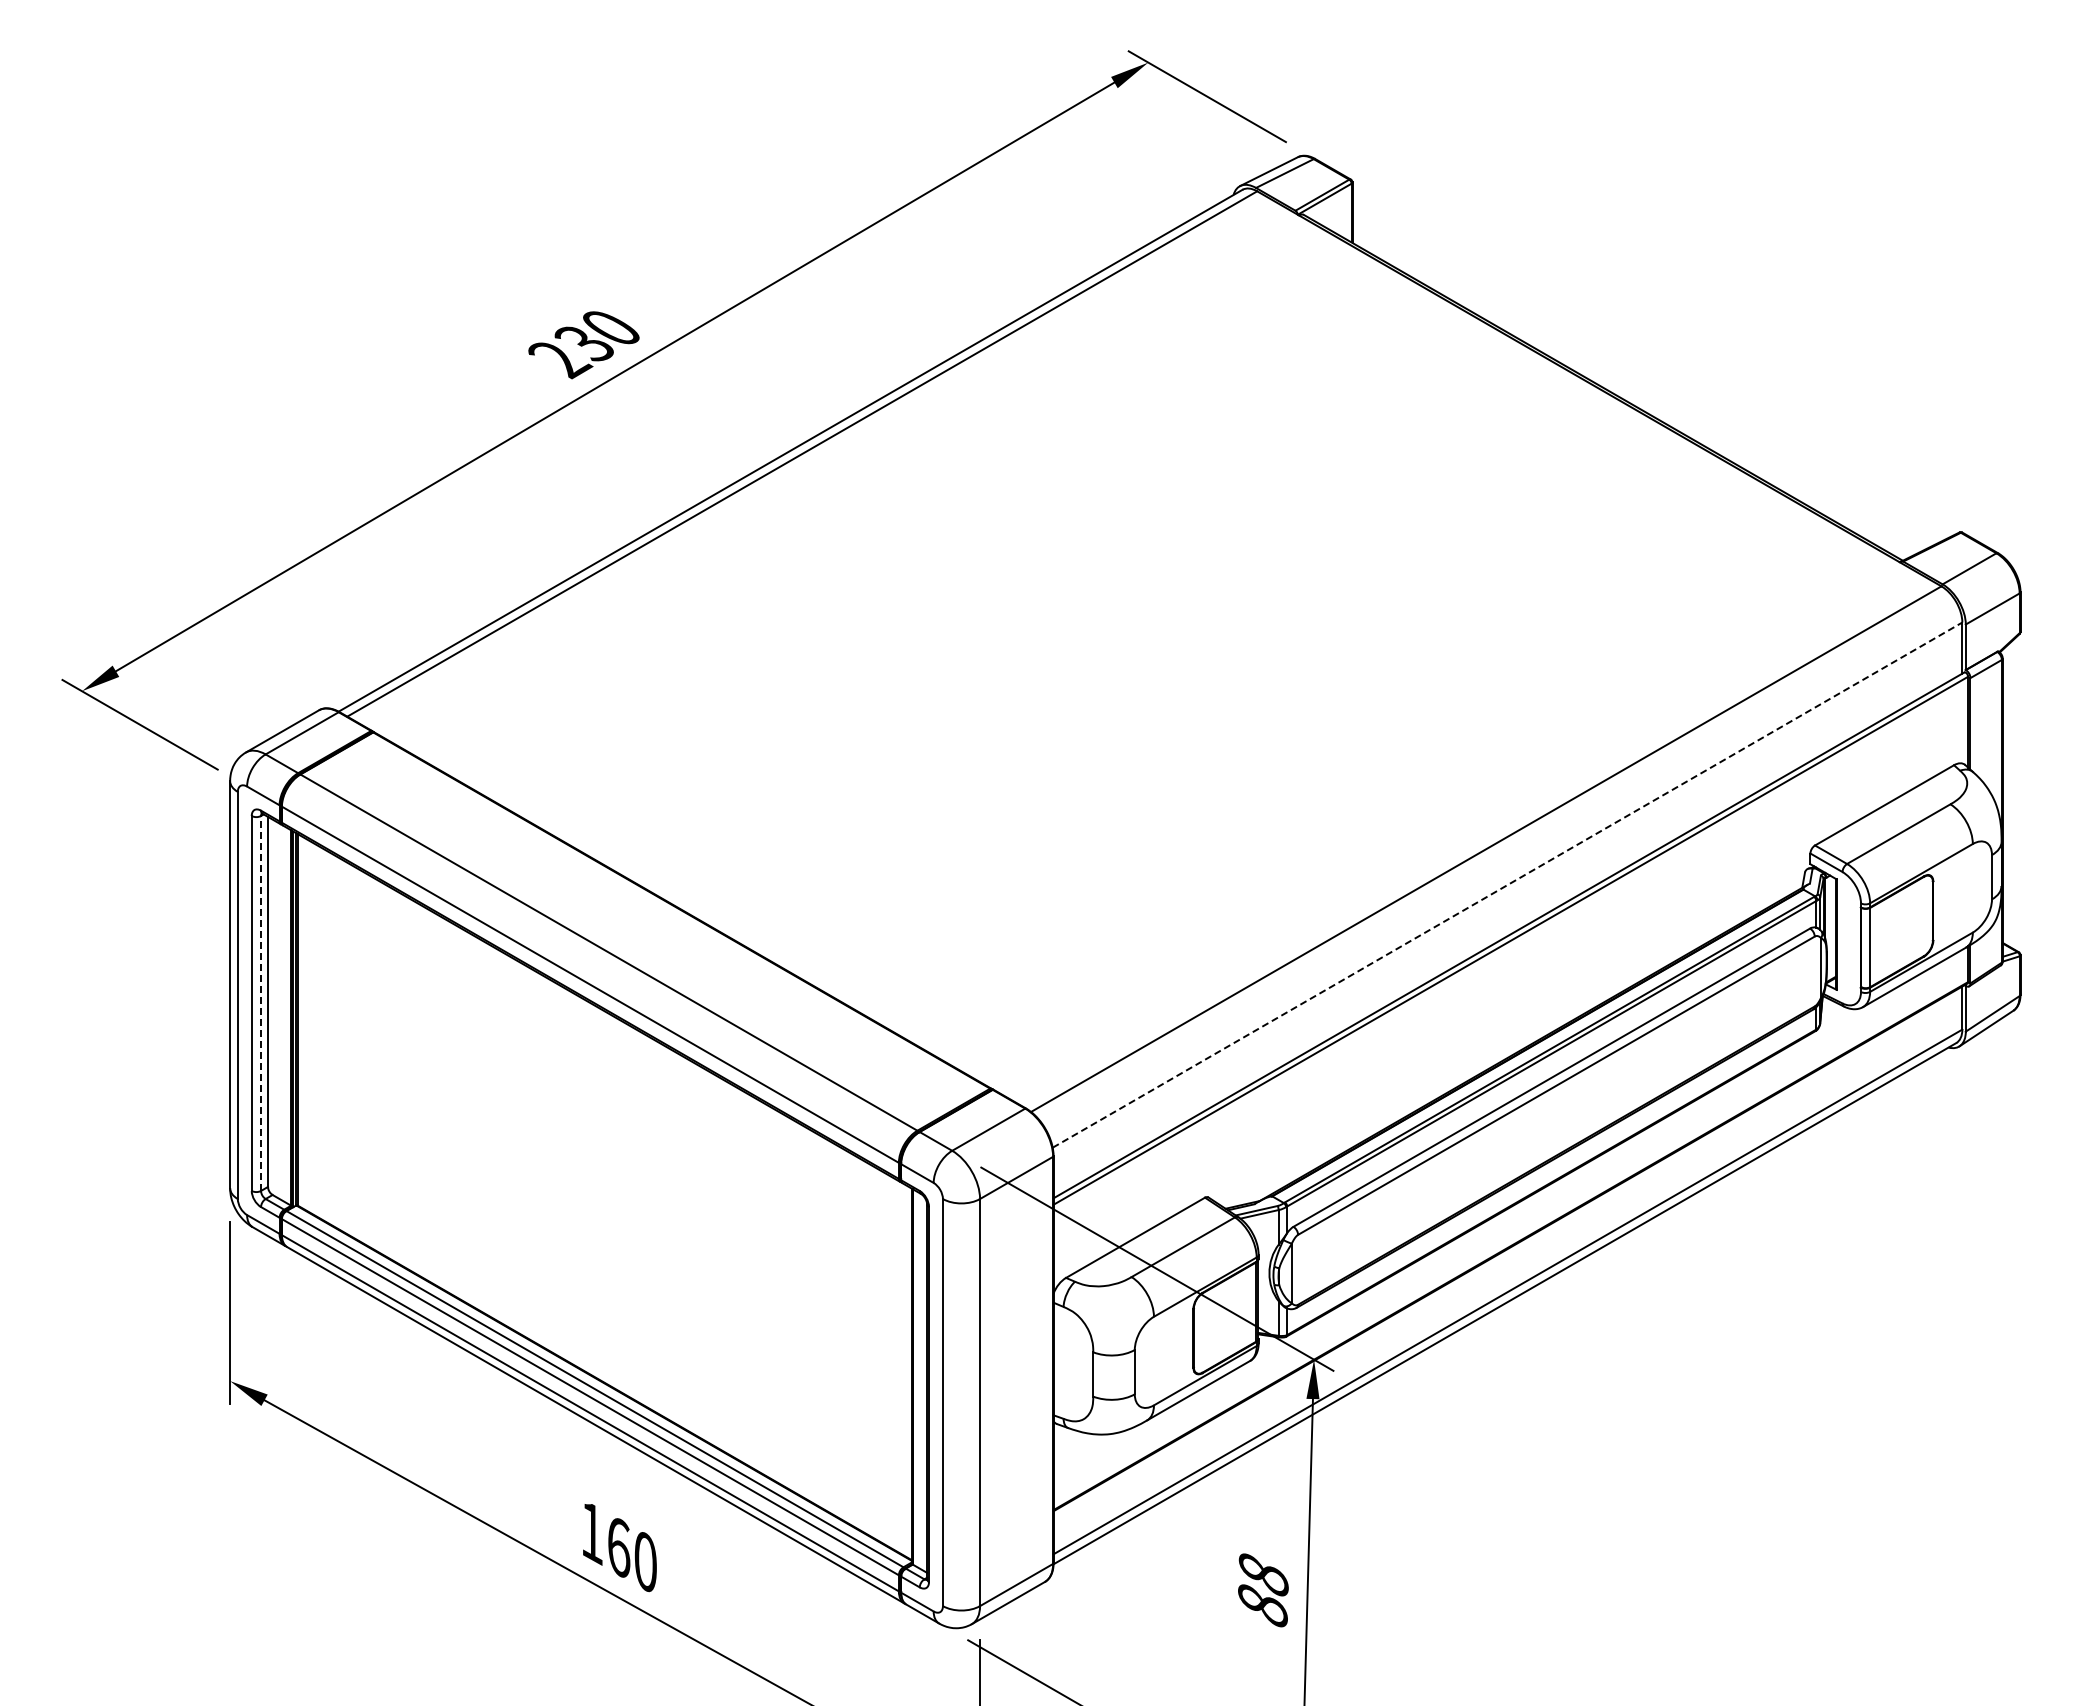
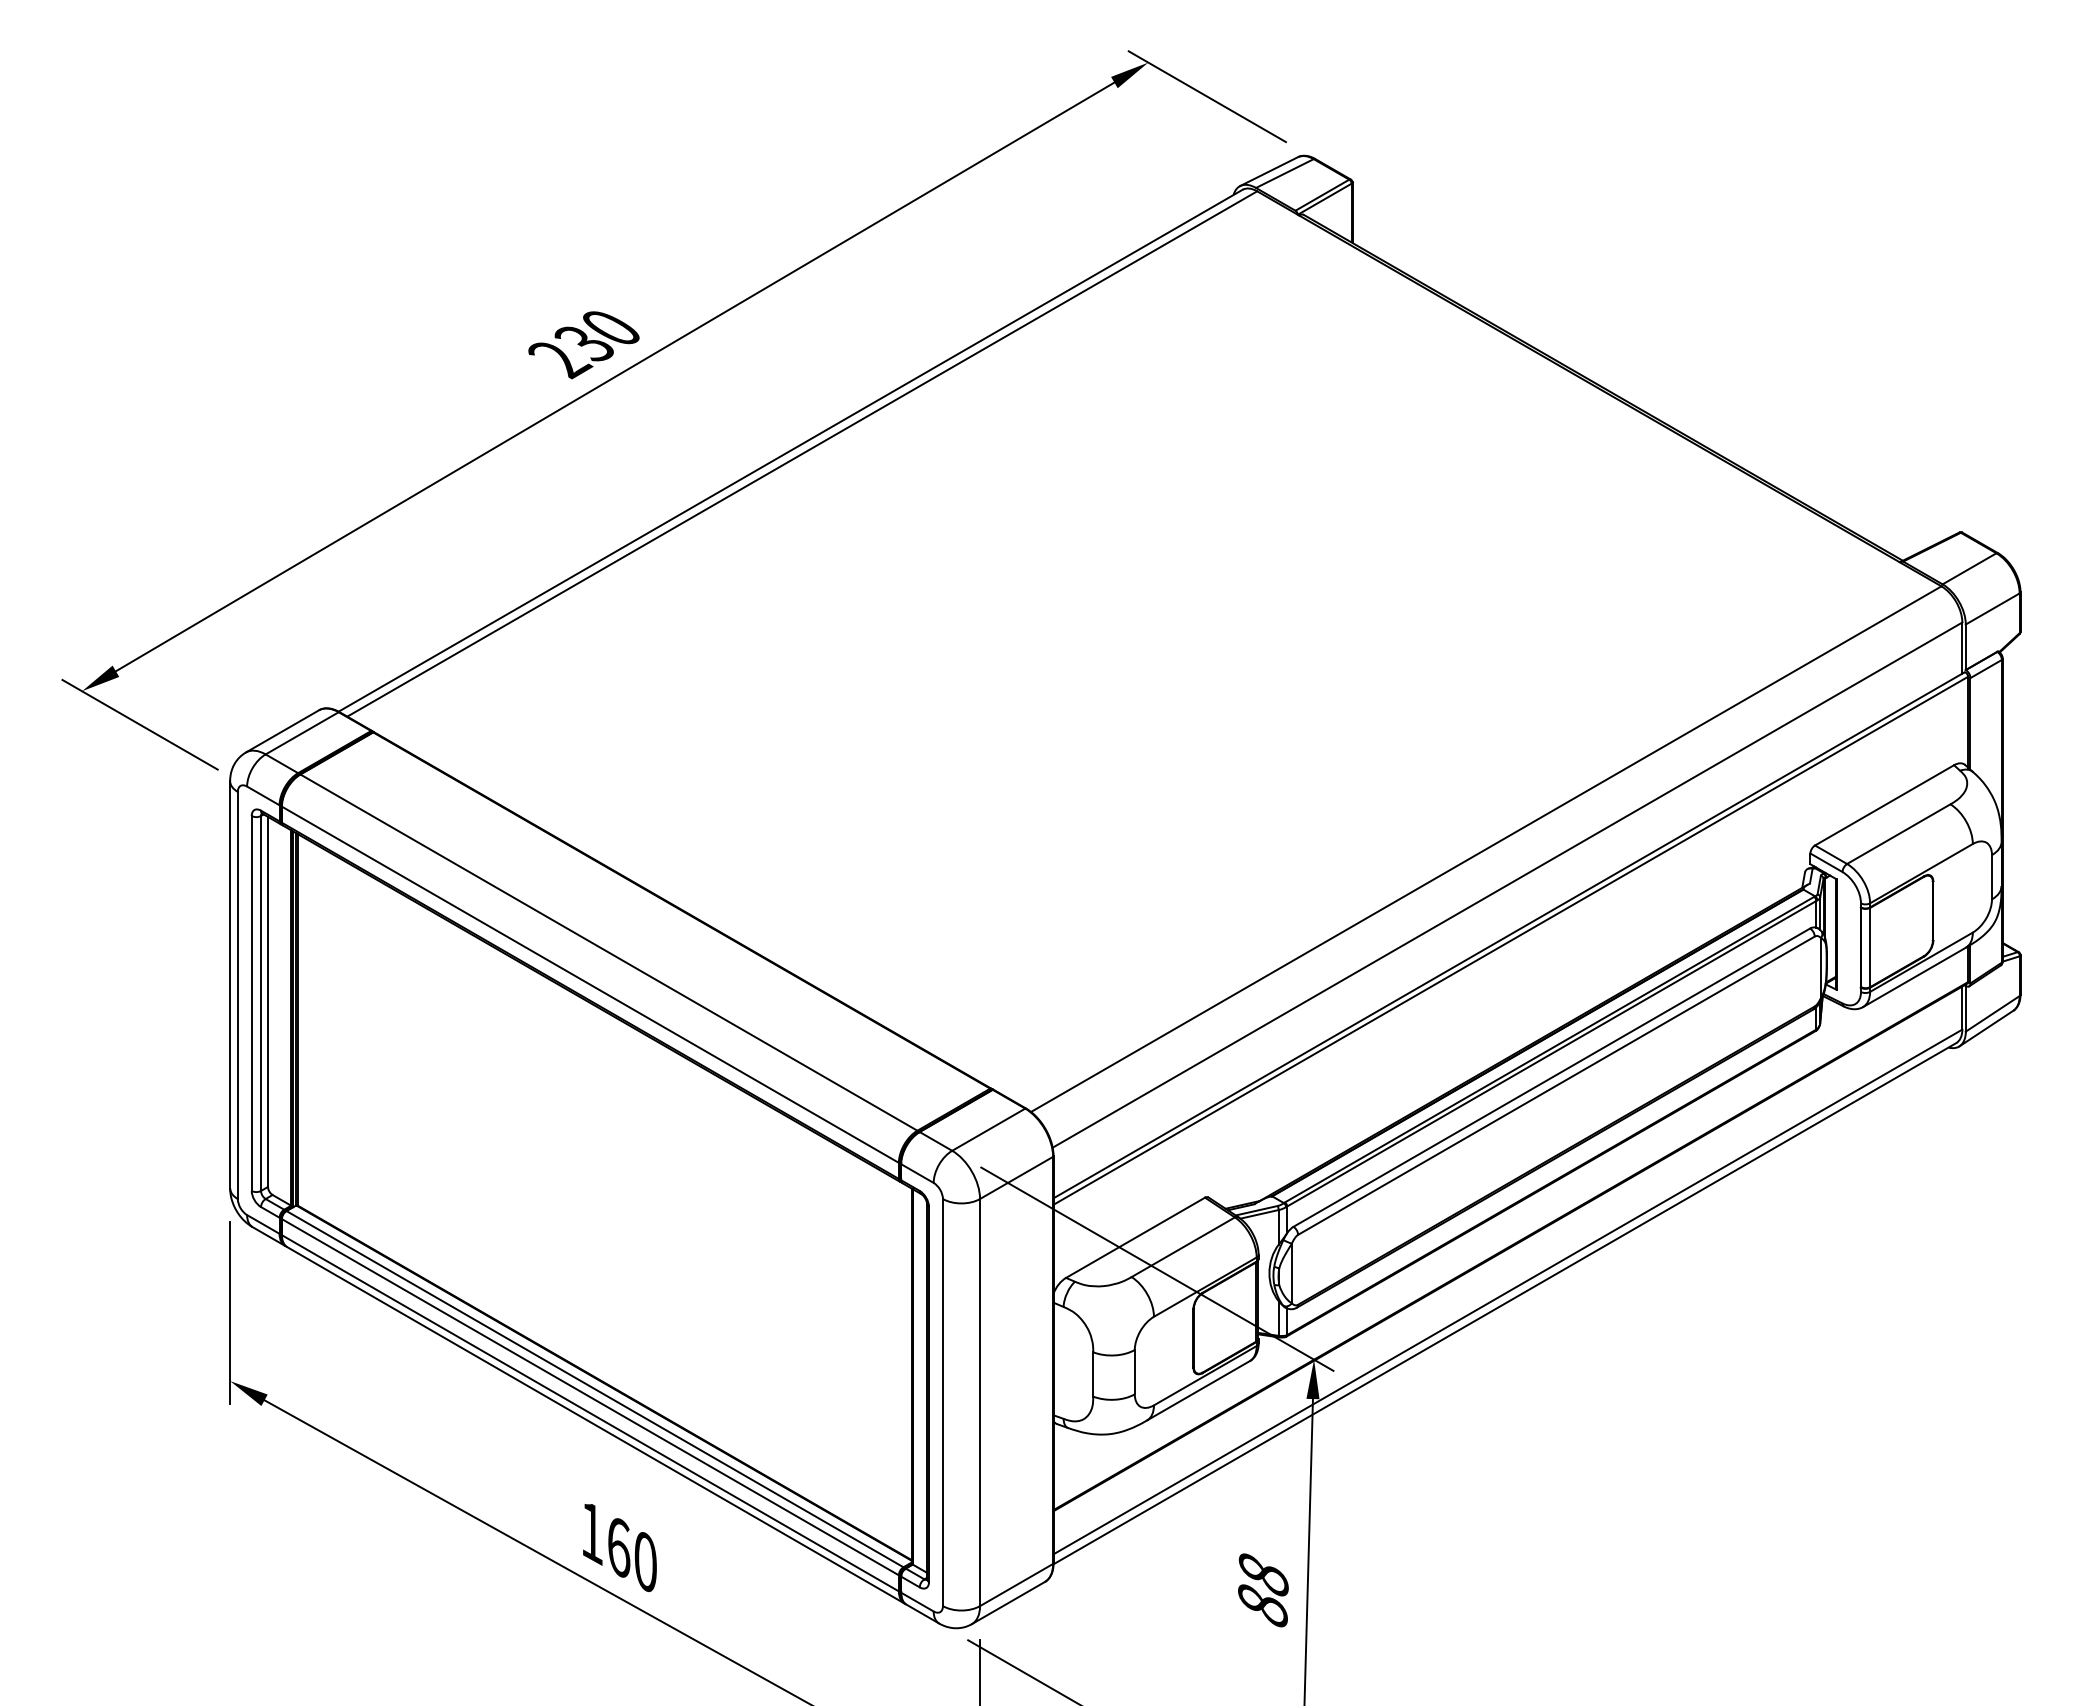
line: dashed -> solid (1507, 884)
line: dashed -> solid (261, 1003)
